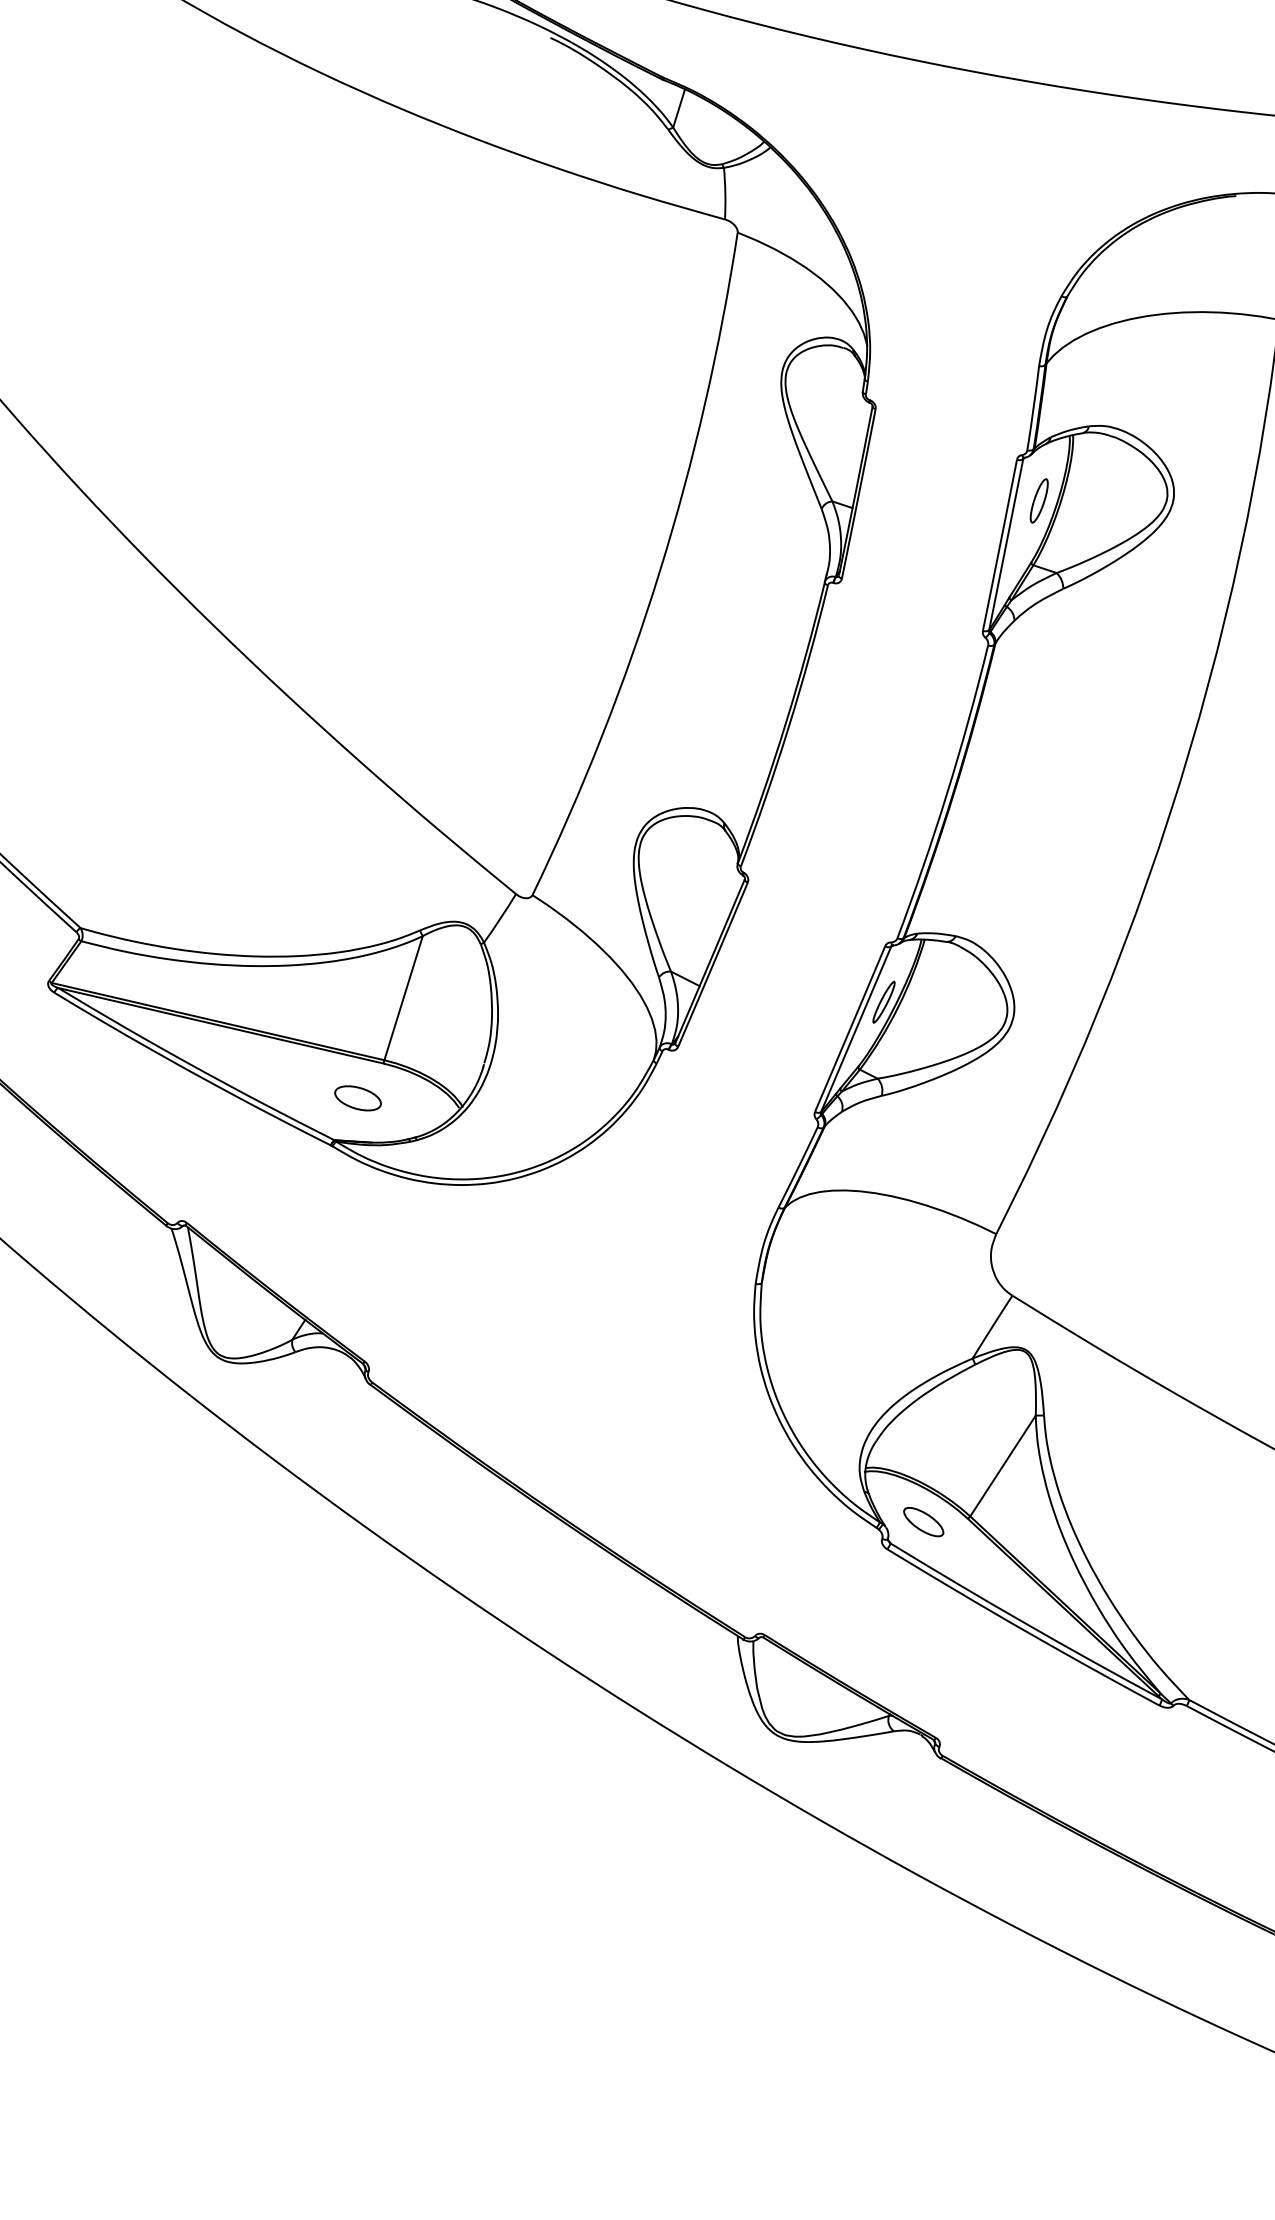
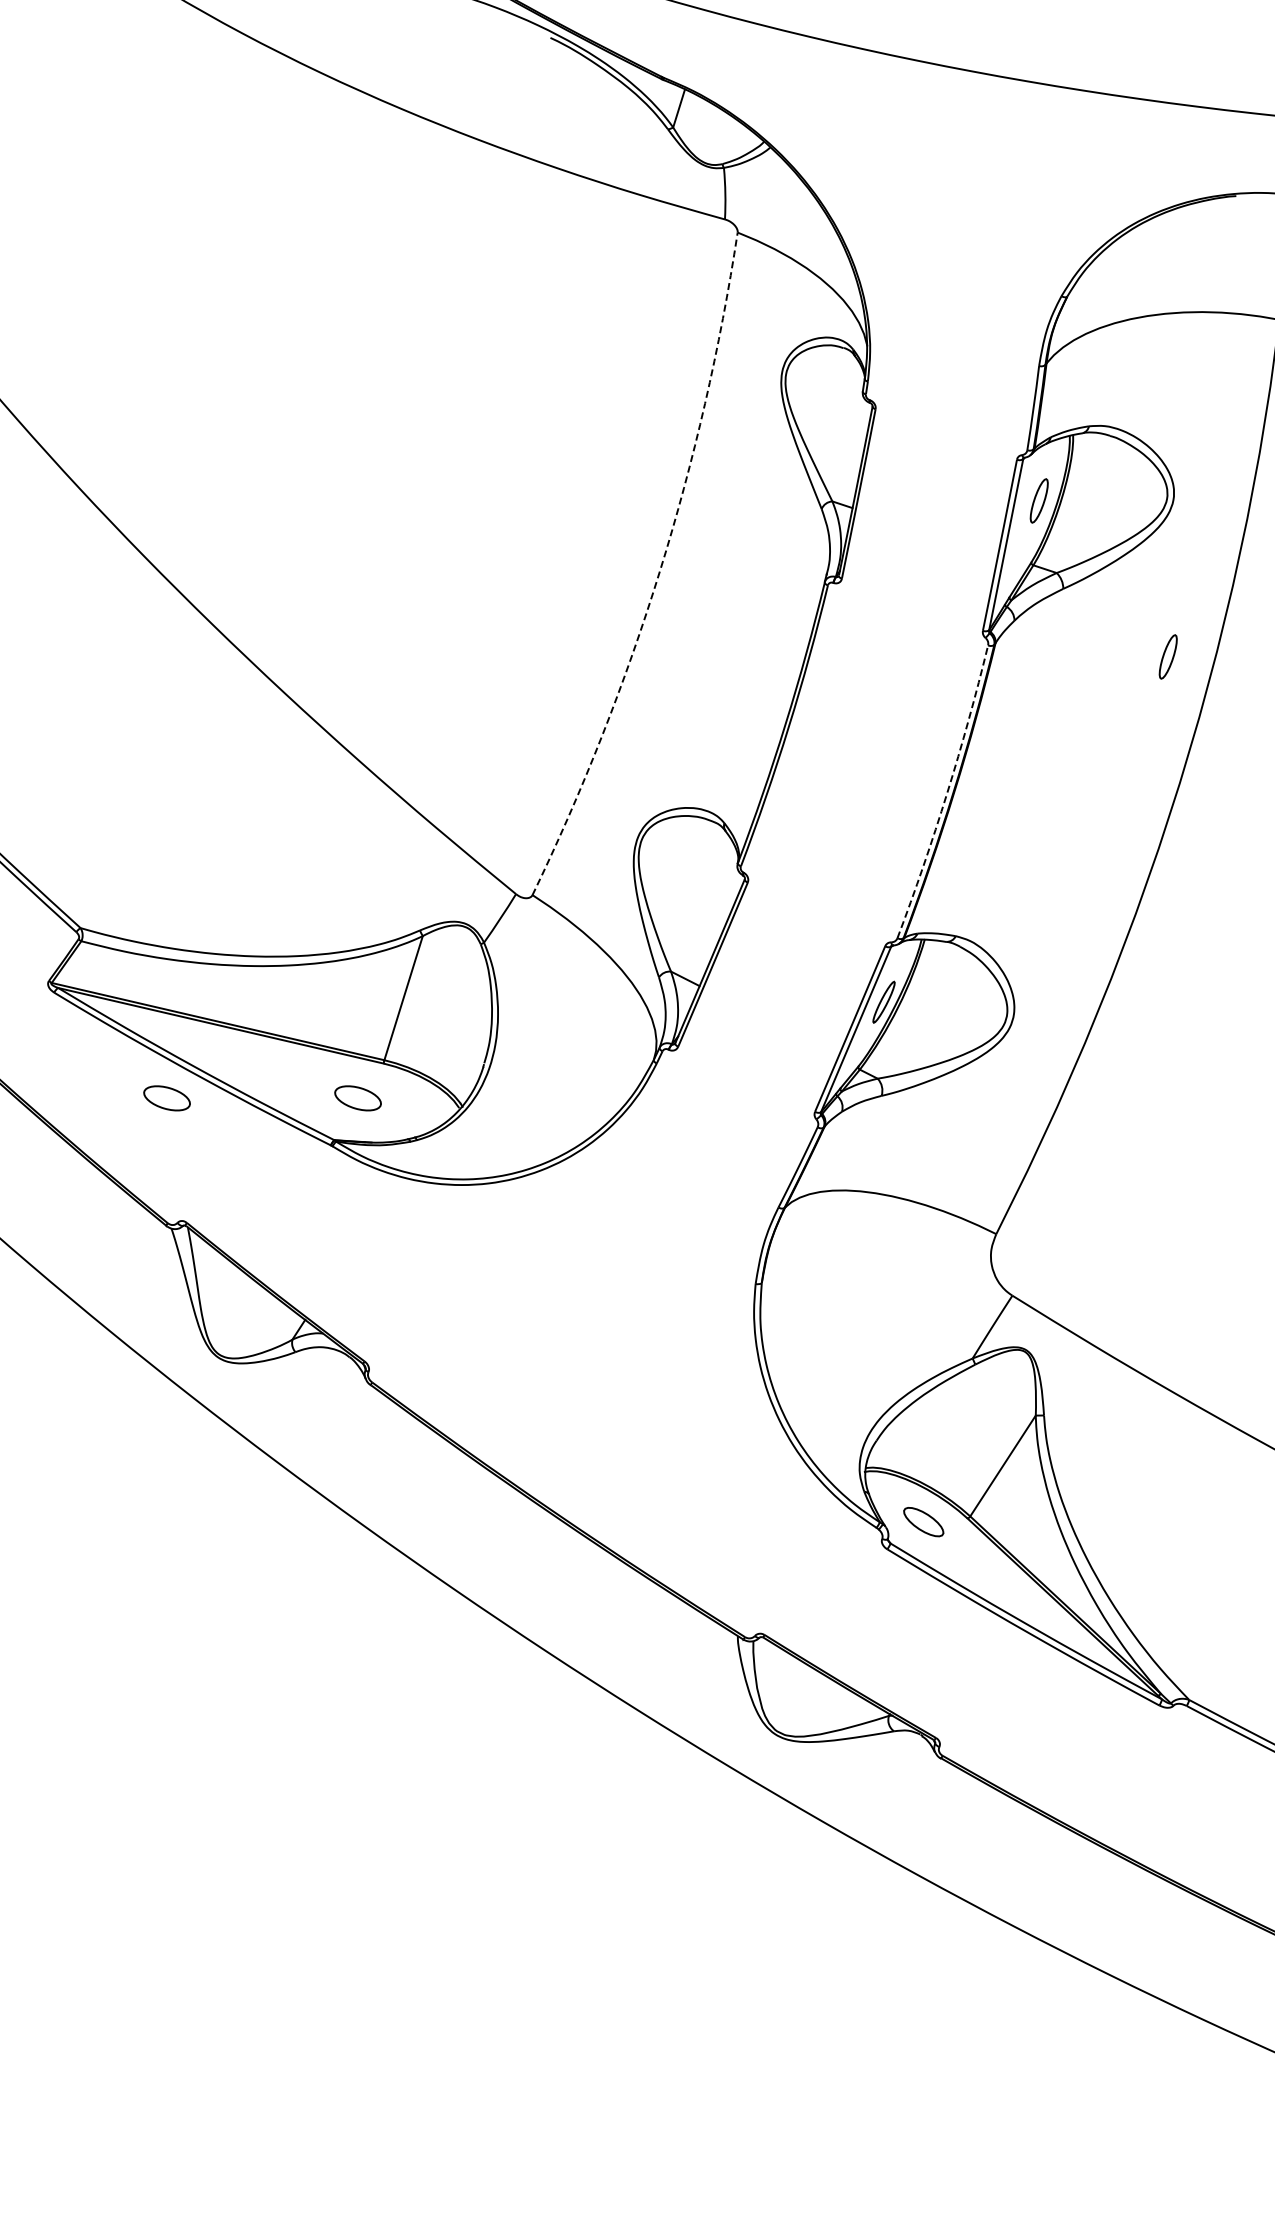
arc: solid -> dashed (659, 571)
part: none -> present (1167, 656)
arc: solid -> dashed (947, 793)
part: none -> present (166, 1098)
